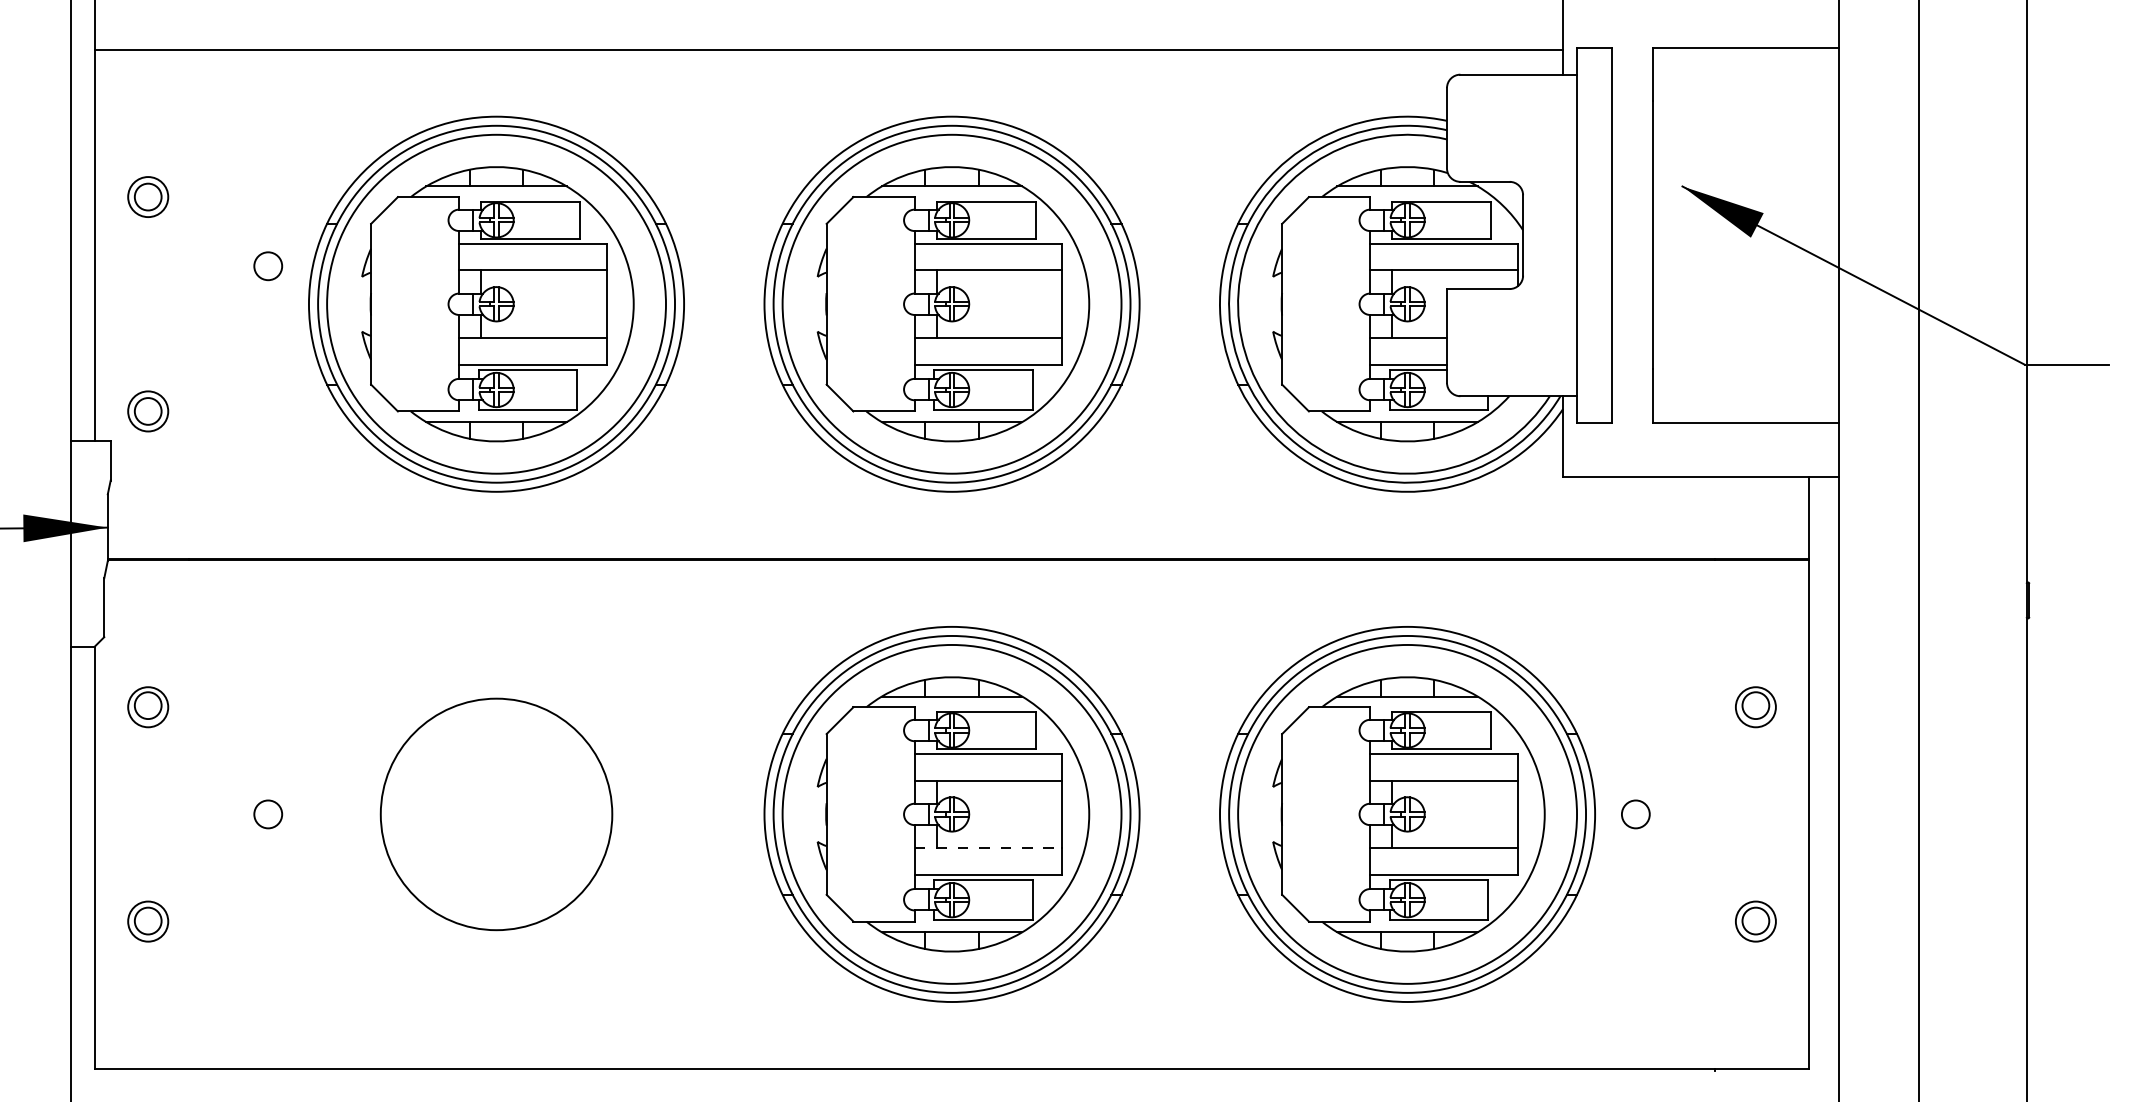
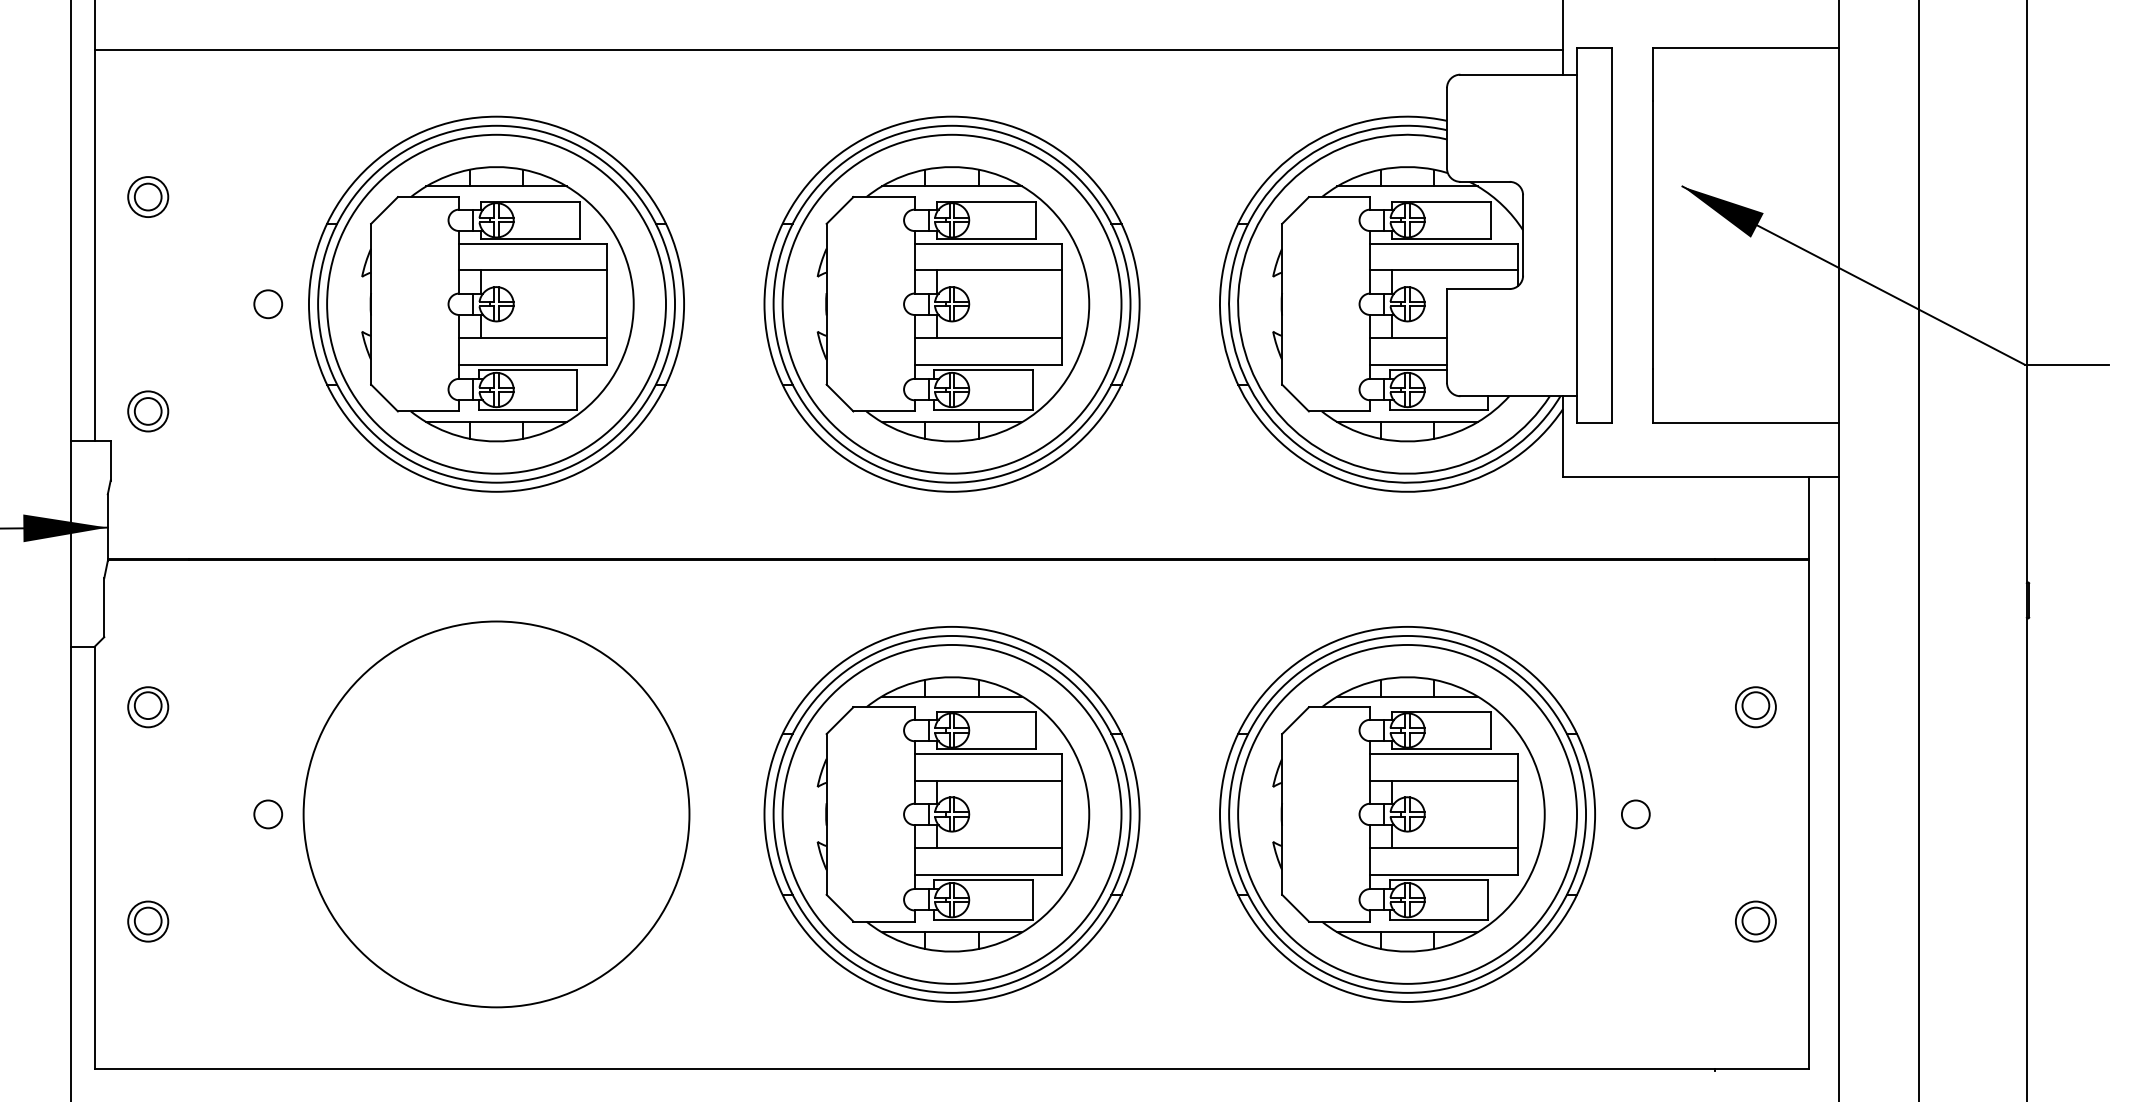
circle position: (268, 266) -> (268, 304) (268, 304)
circle diameter: 232 px -> 386 px (496, 814)
line: dashed -> solid (988, 848)
